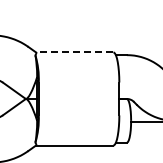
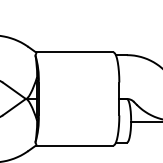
line: dashed -> solid (74, 52)
